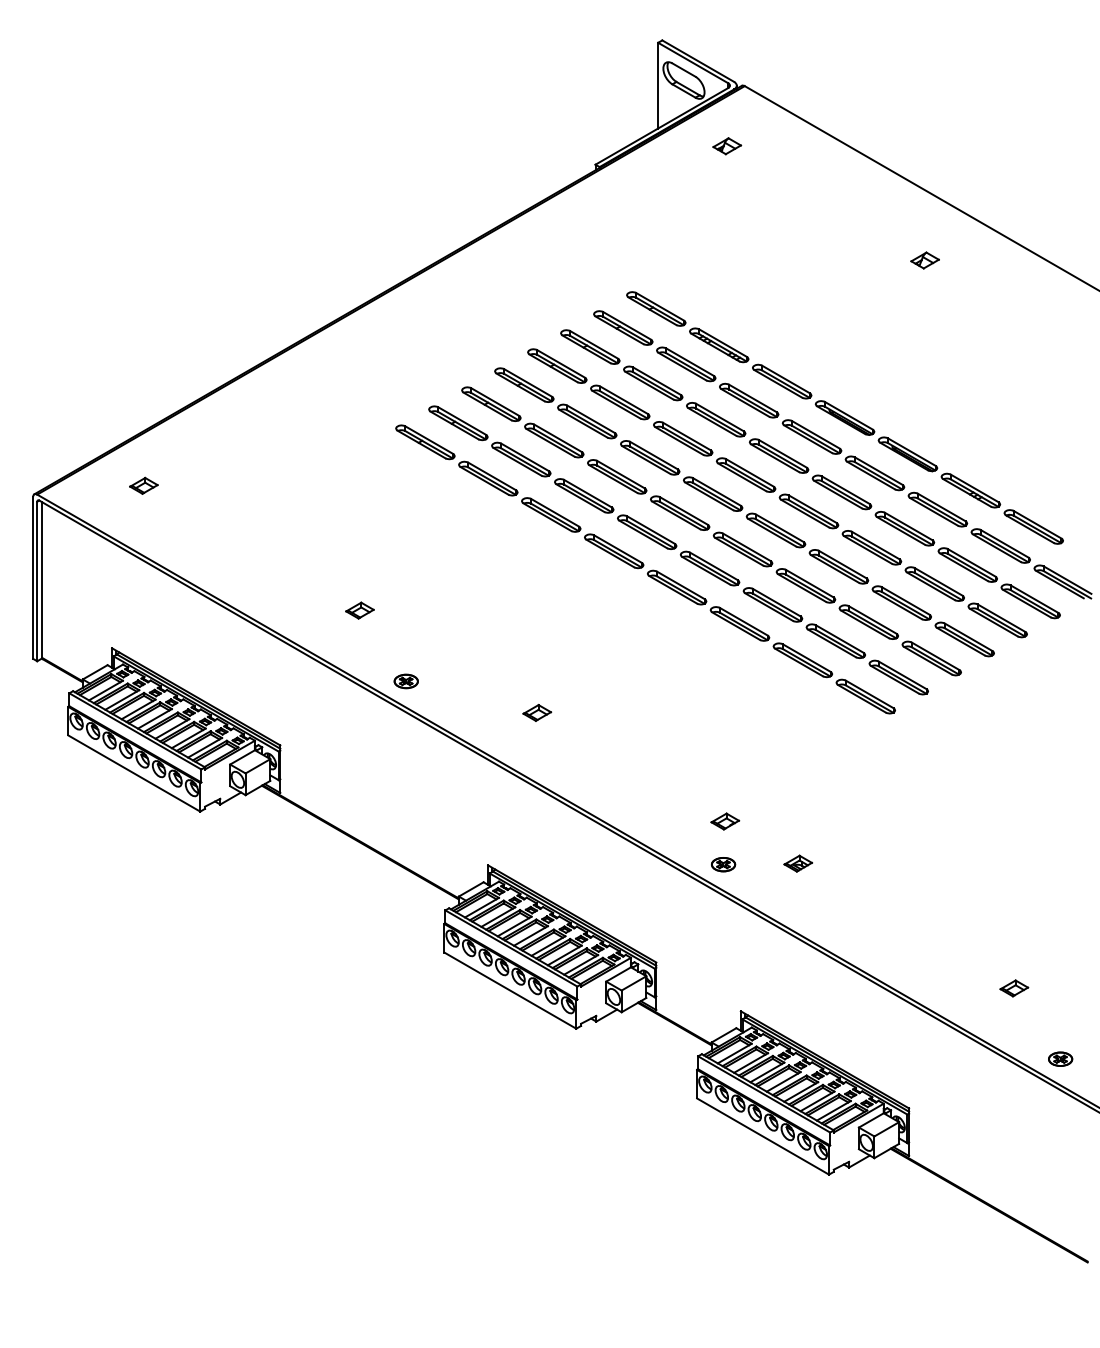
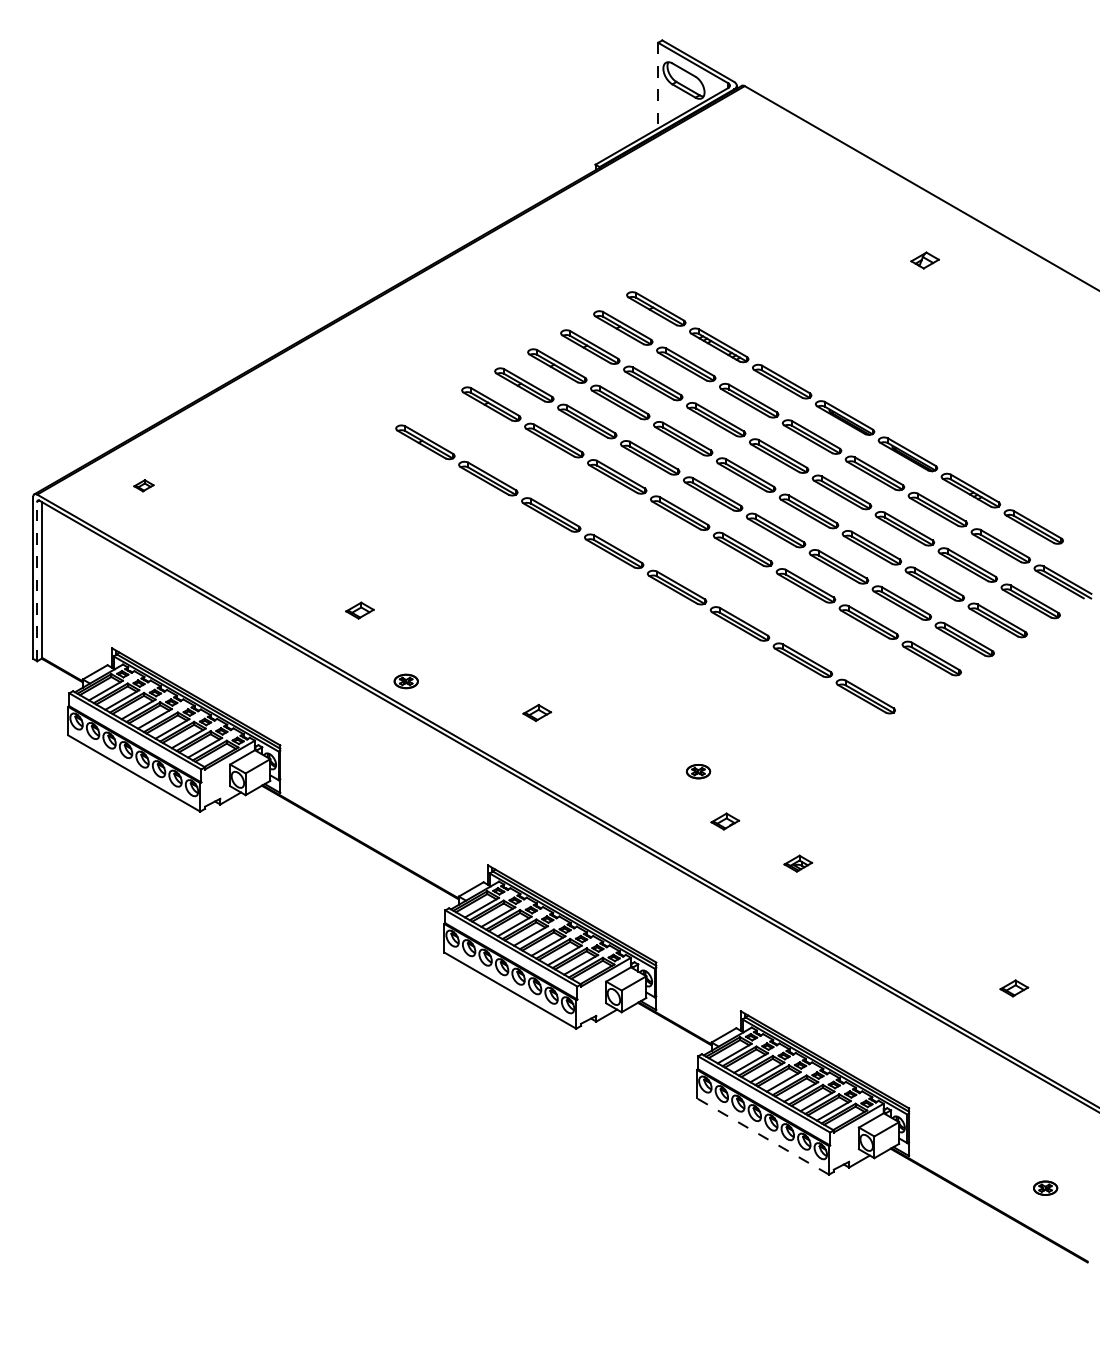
line: solid -> dashed (658, 85)
part: present -> none (727, 146)
part size: 30x19 px -> 22x14 px (143, 485)
part: present -> none (678, 550)
line: solid -> dashed (37, 581)
part position: (723, 864) -> (698, 771) (698, 771)
part position: (1060, 1058) -> (1045, 1187) (1045, 1187)
line: solid -> dashed (762, 1136)
